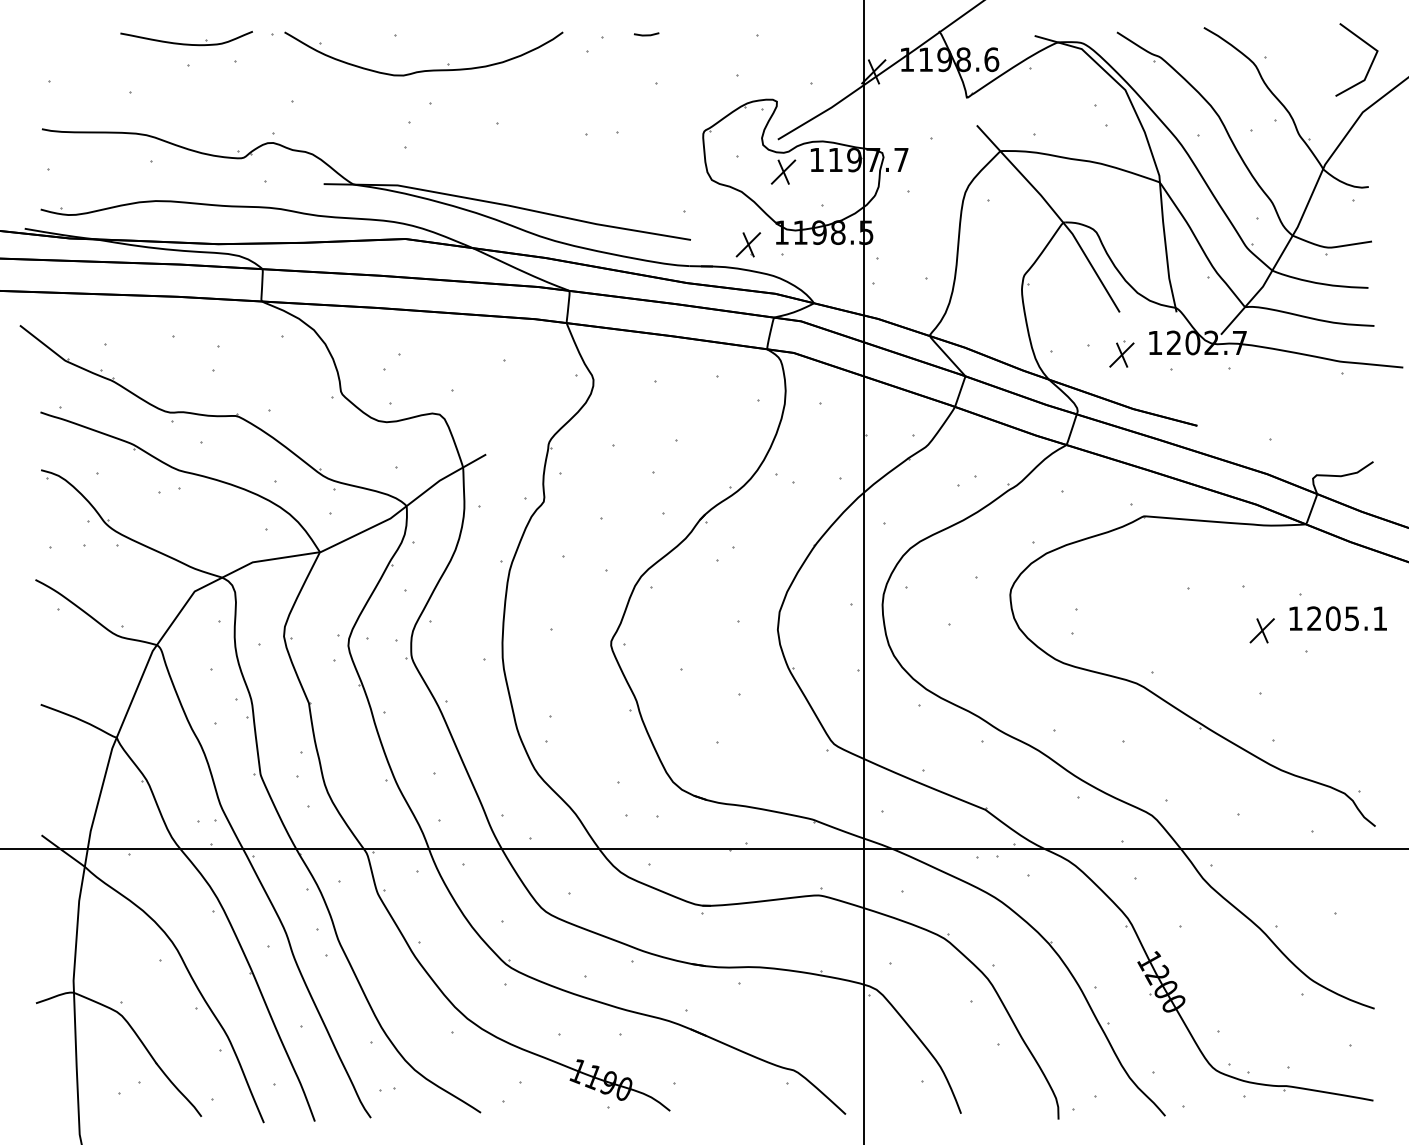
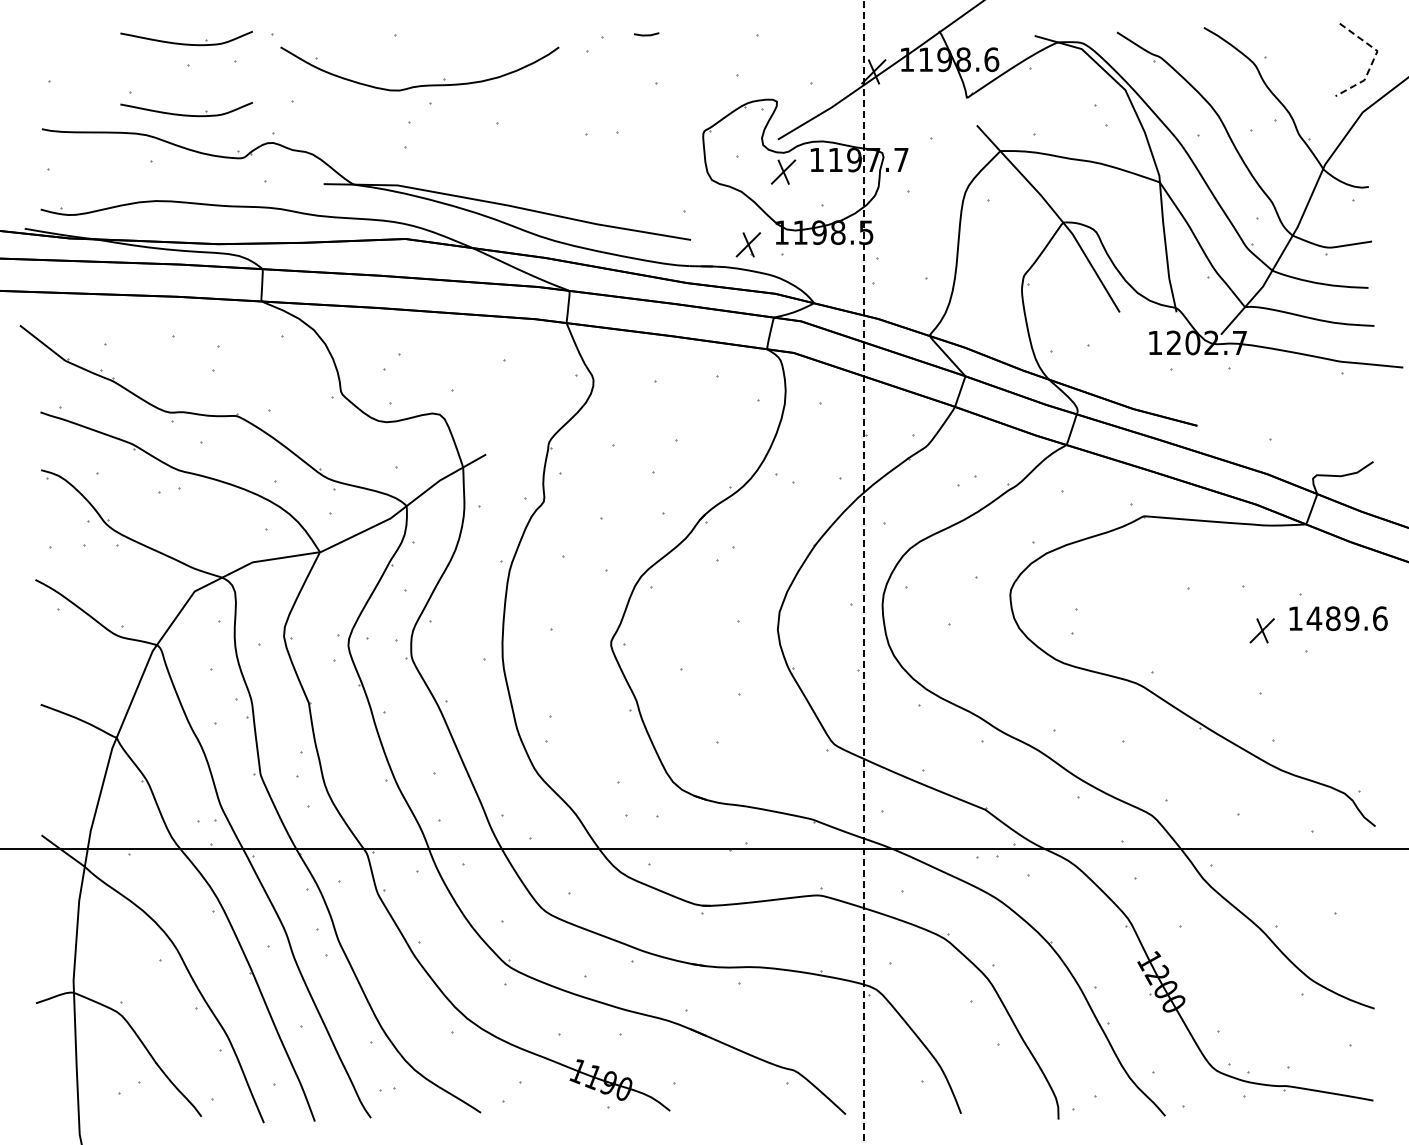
line: solid -> dashed (1373, 60)
part position: (423, 70) -> (419, 85) (419, 85)
part: none -> present (186, 109)
part: present -> none (1121, 353)
line: solid -> dashed (863, 573)
text: 1205.1 -> 1489.6 (1346, 618)
